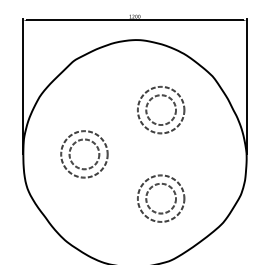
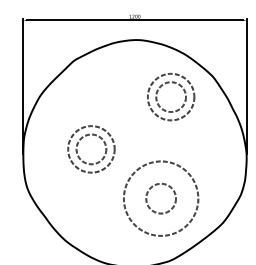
part position: (172, 117) -> (182, 104) (182, 104)
part position: (94, 163) -> (101, 158) (101, 158)
circle diameter: 47 px -> 74 px (160, 198)
